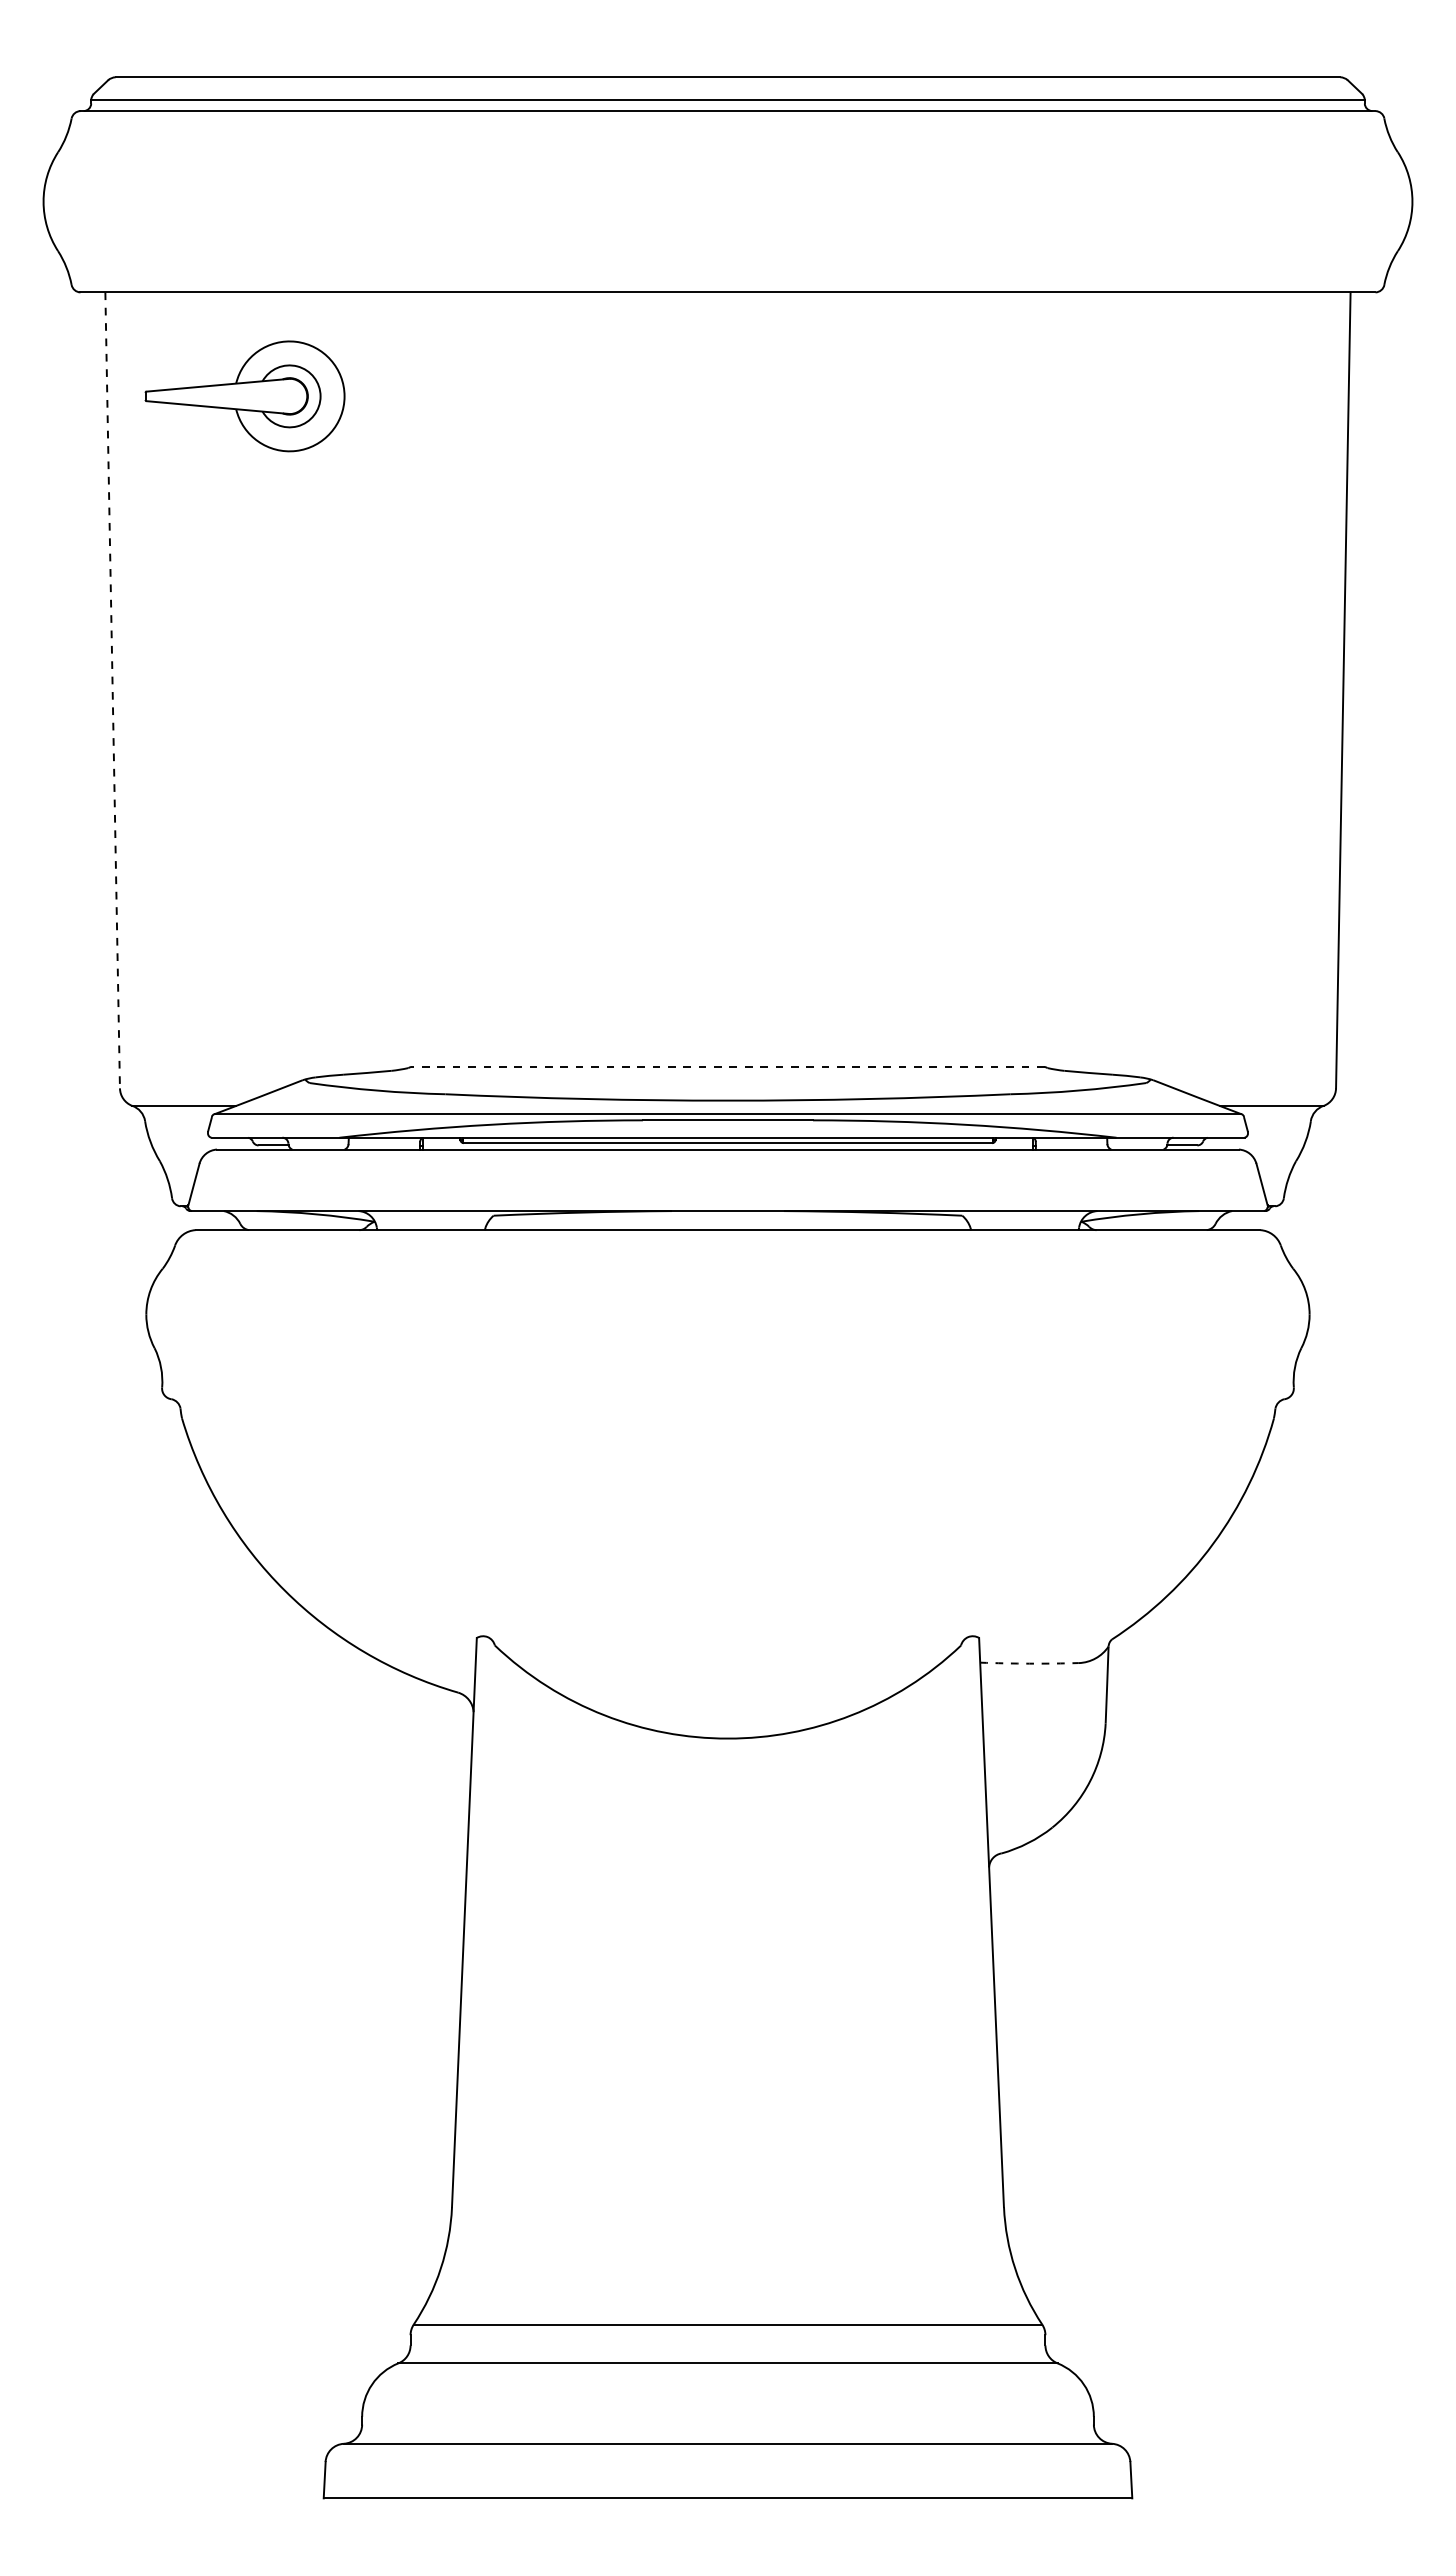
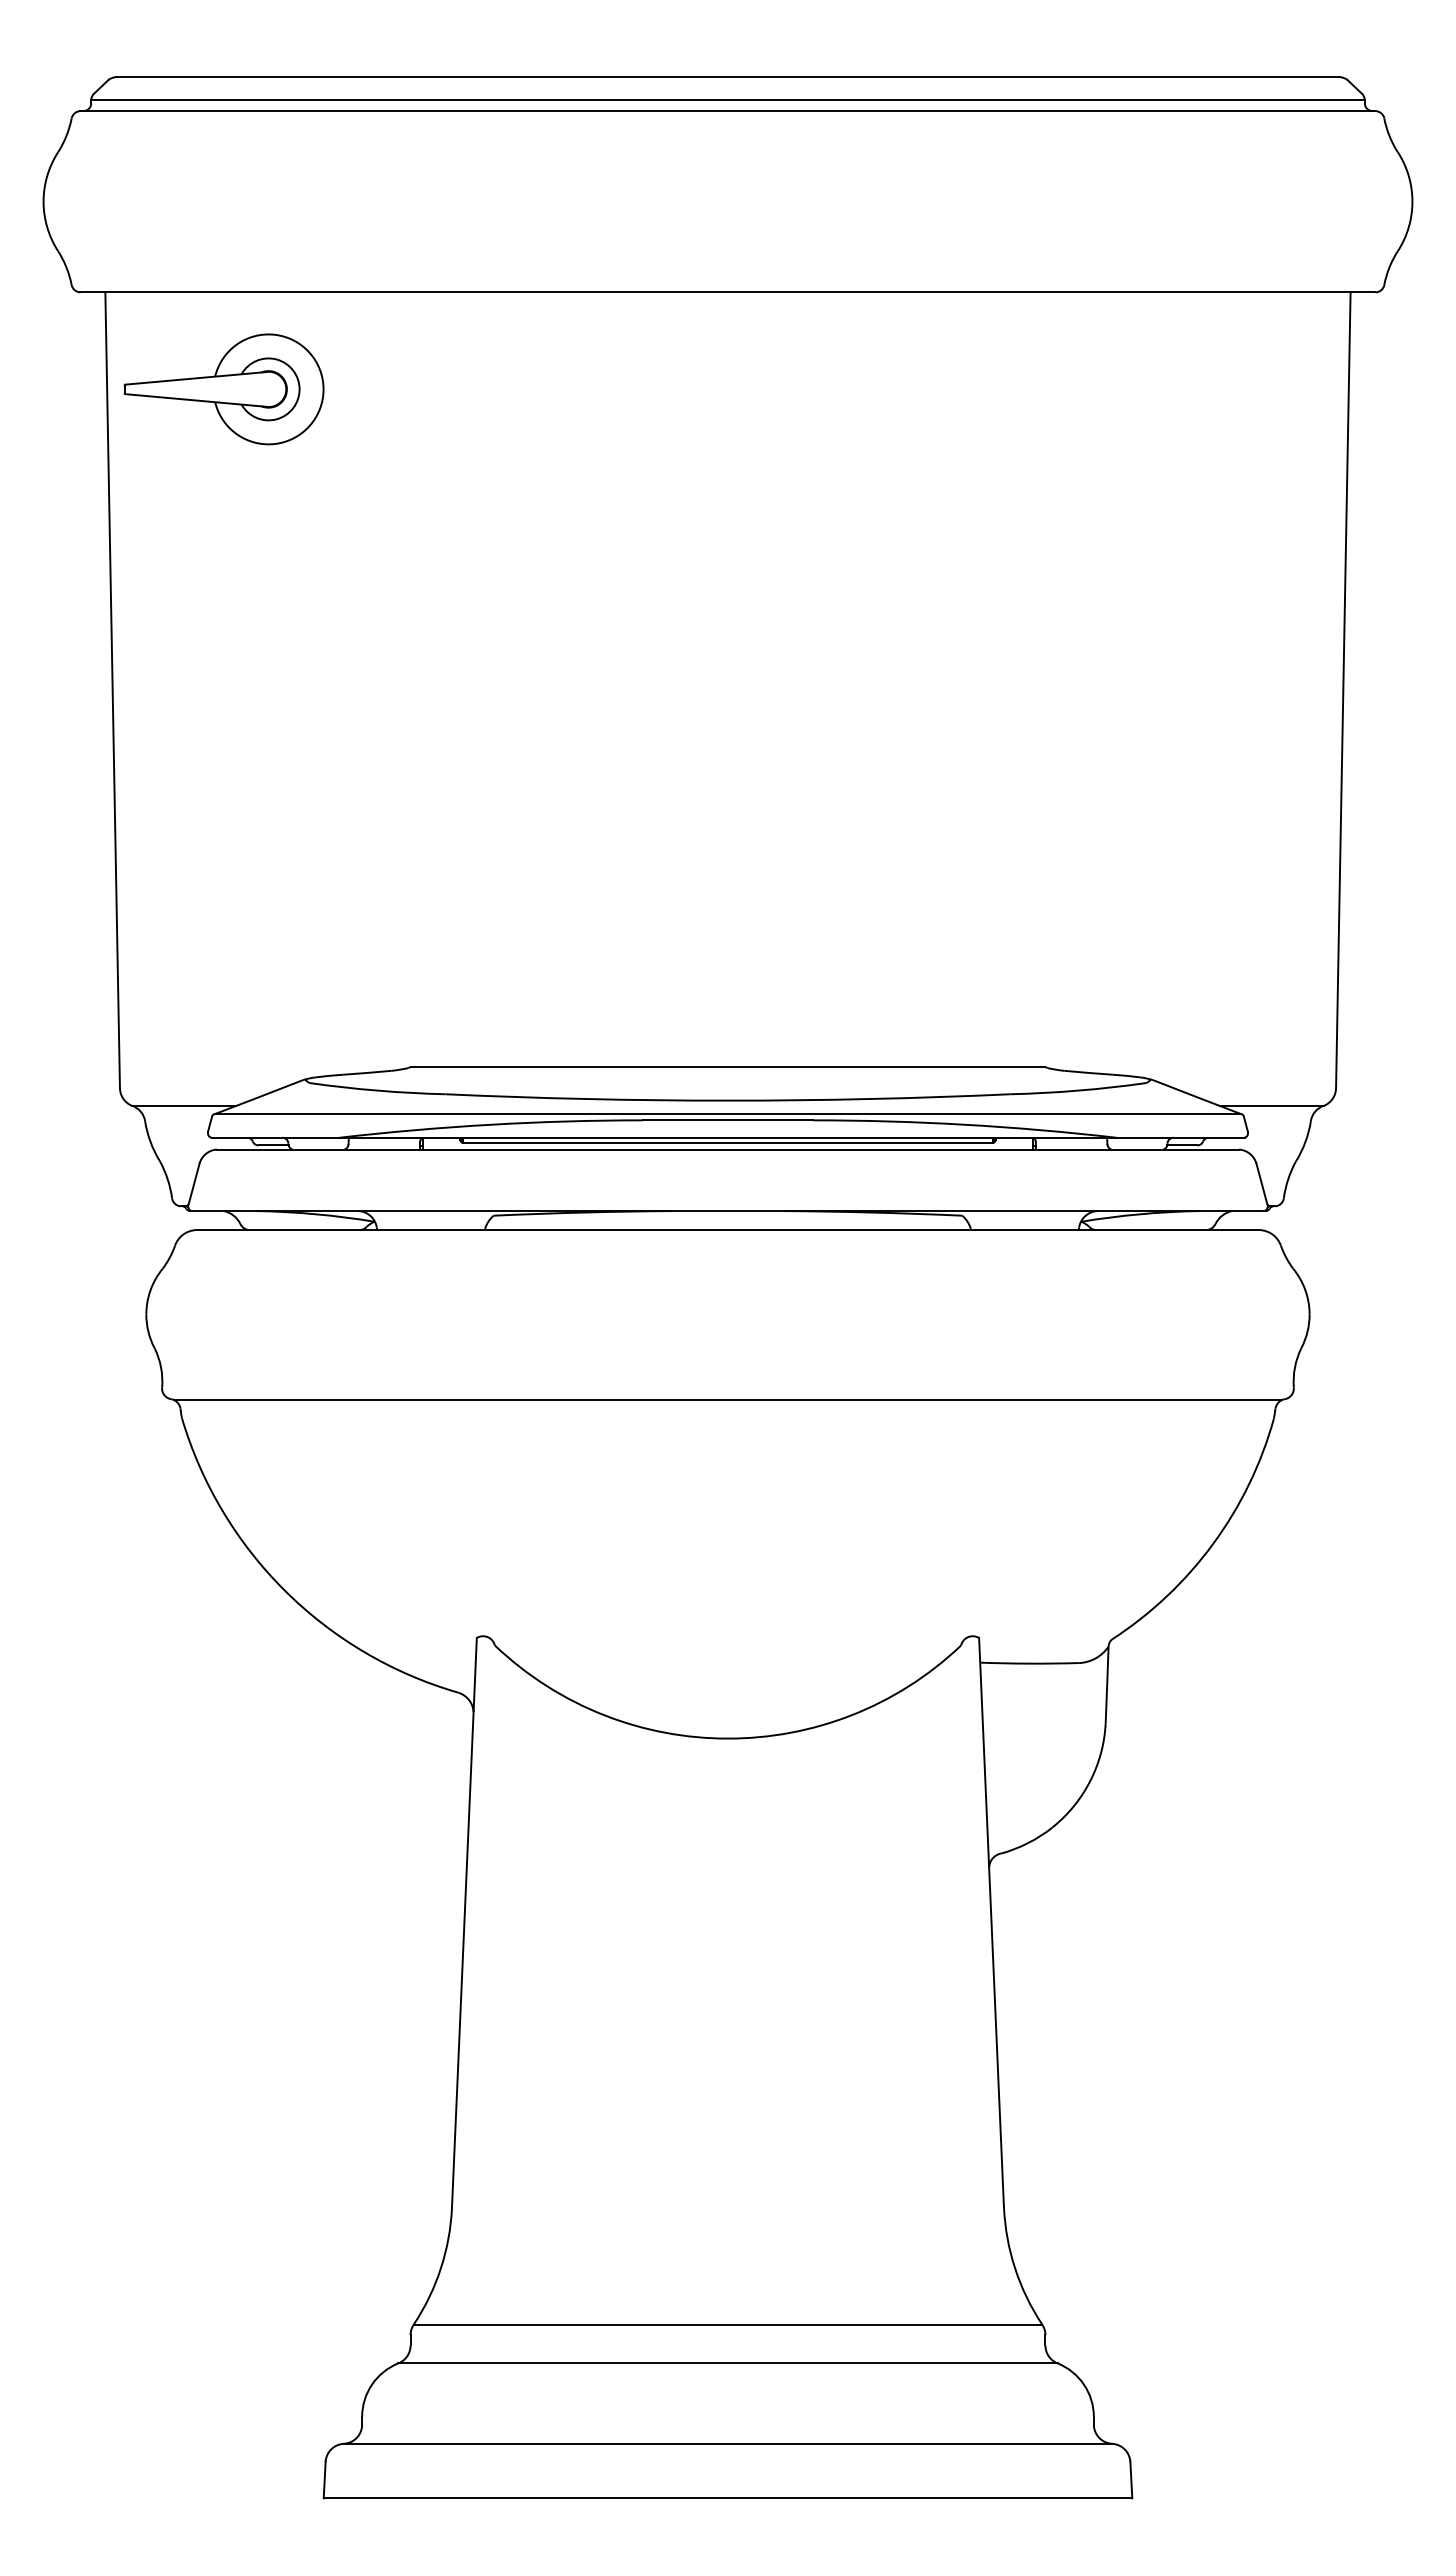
part position: (244, 396) -> (223, 389) (223, 389)
line: dashed -> solid (112, 690)
line: dashed -> solid (727, 1066)
line: none -> present (727, 1400)
arc: dashed -> solid (1029, 1663)
